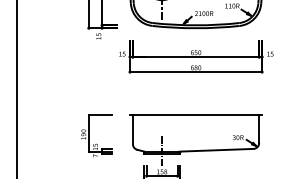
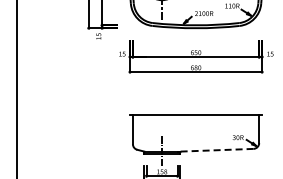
part: present -> none (89, 135)
line: solid -> dashed (216, 150)
